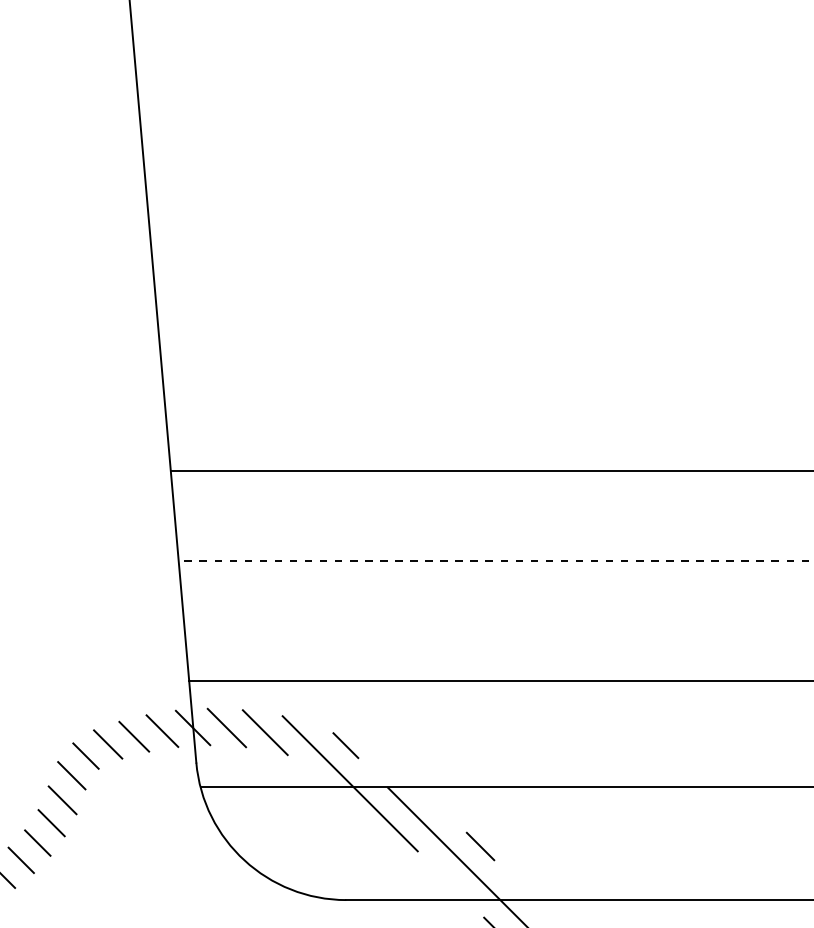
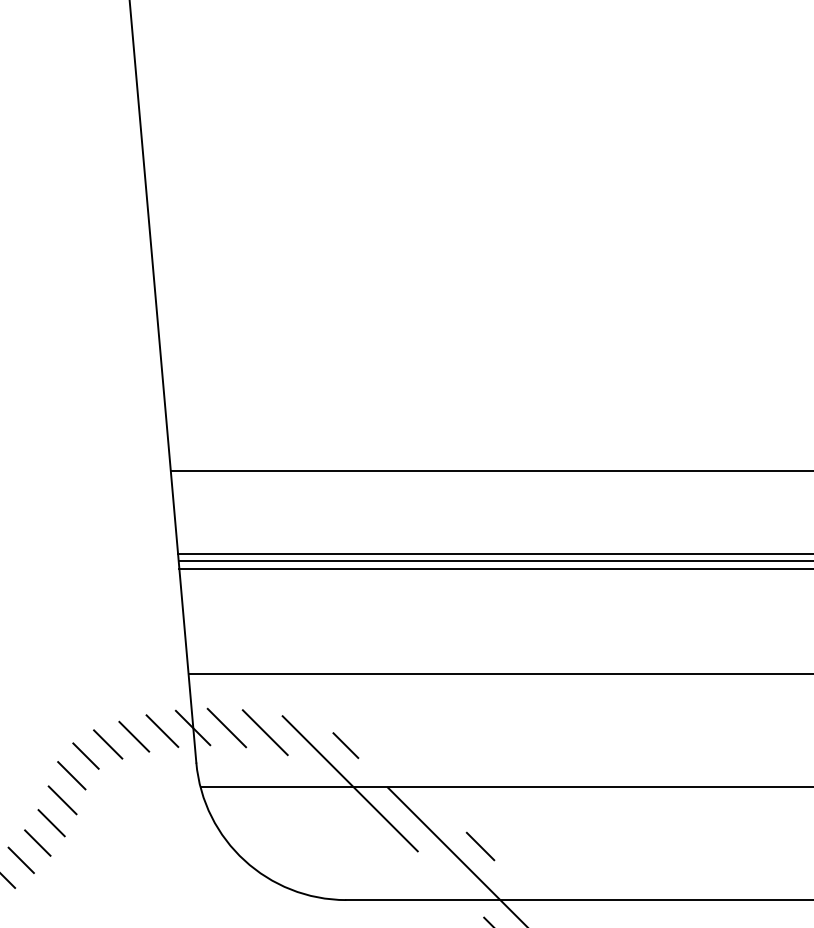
line: none -> present (494, 553)
line: dashed -> solid (495, 561)
line: none -> present (494, 568)
line position: (499, 681) -> (499, 674) (499, 674)
